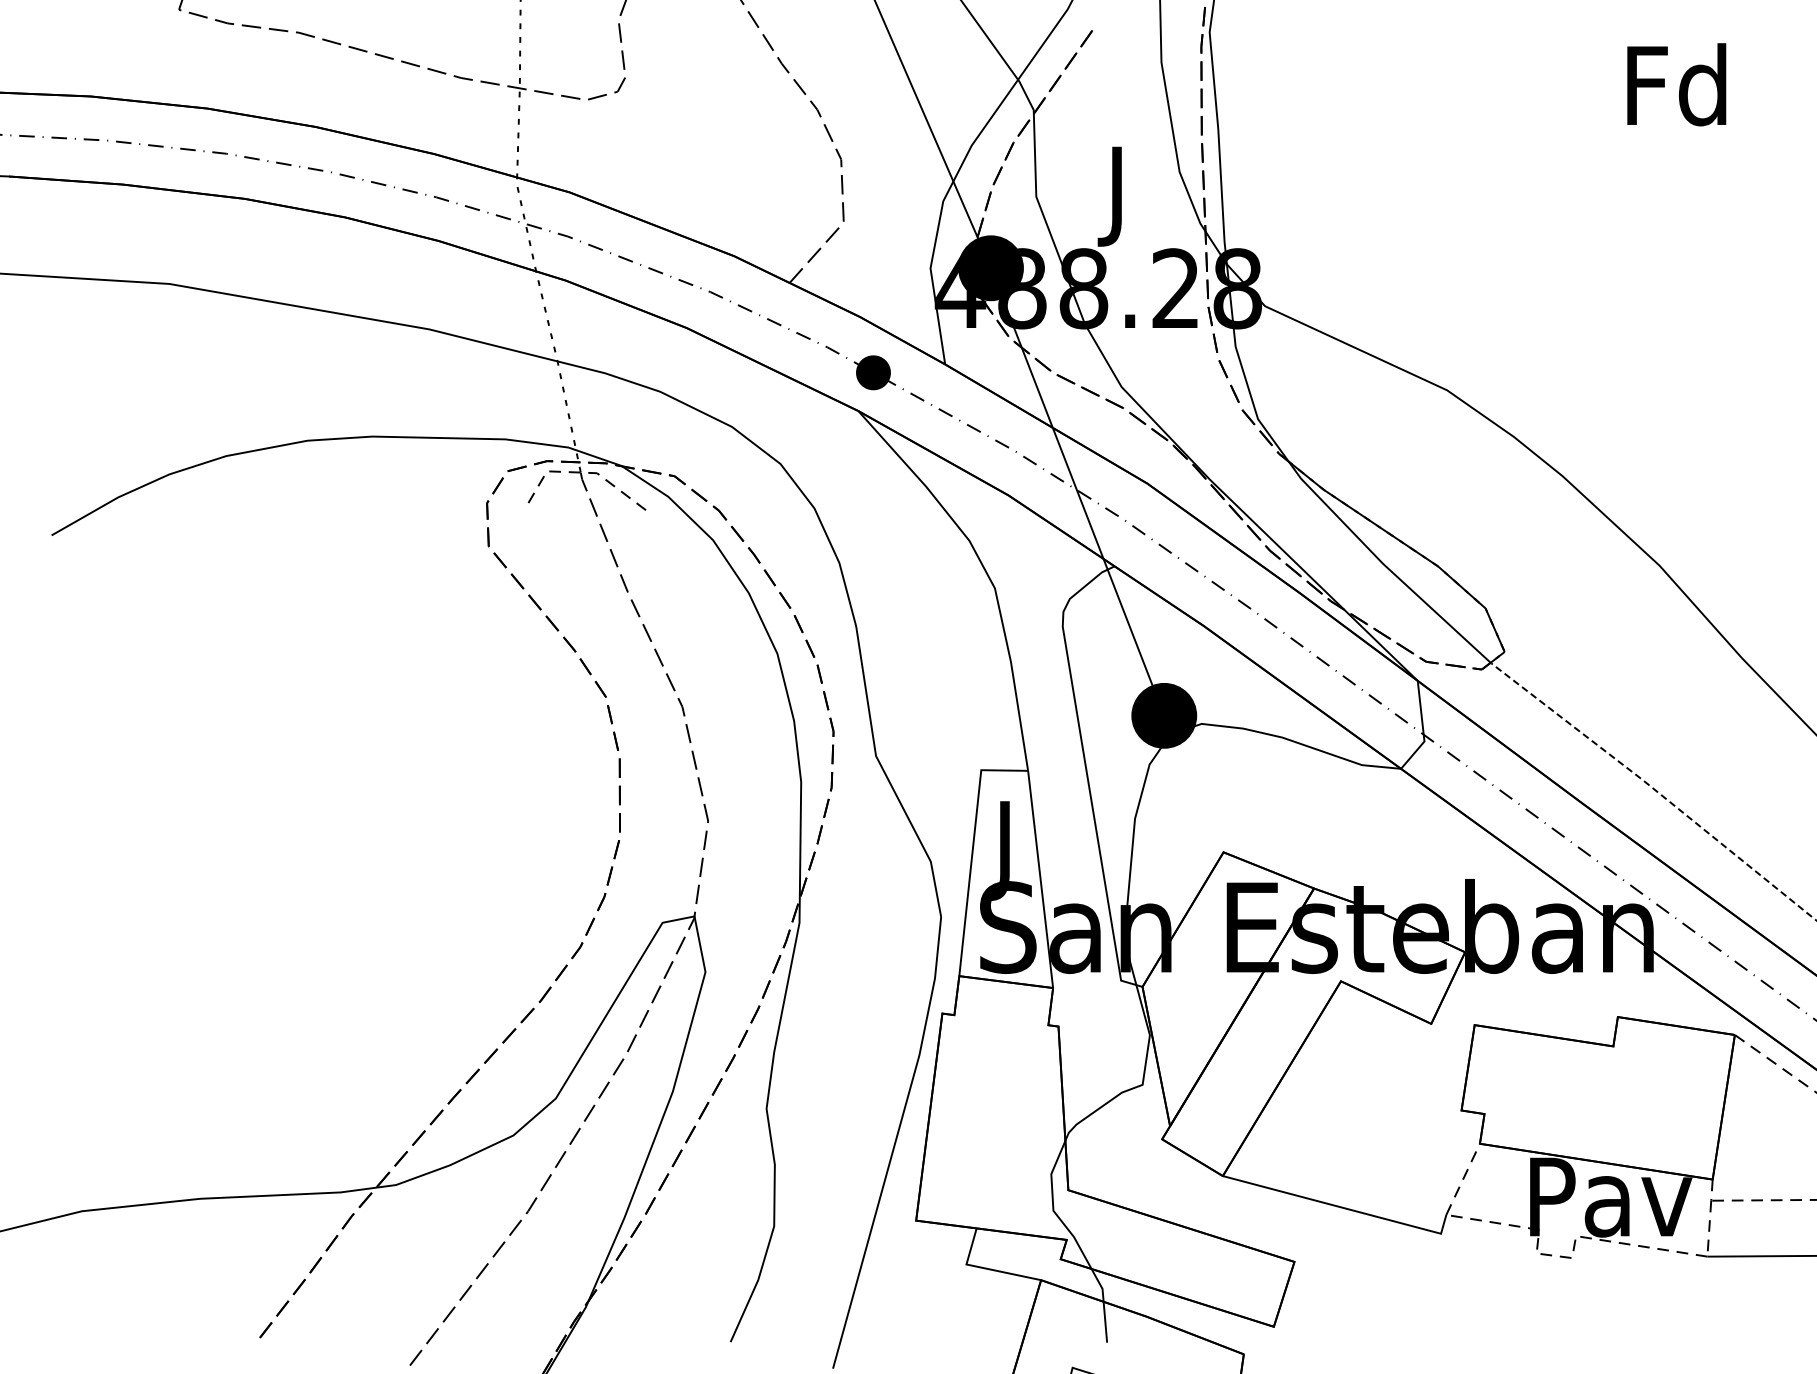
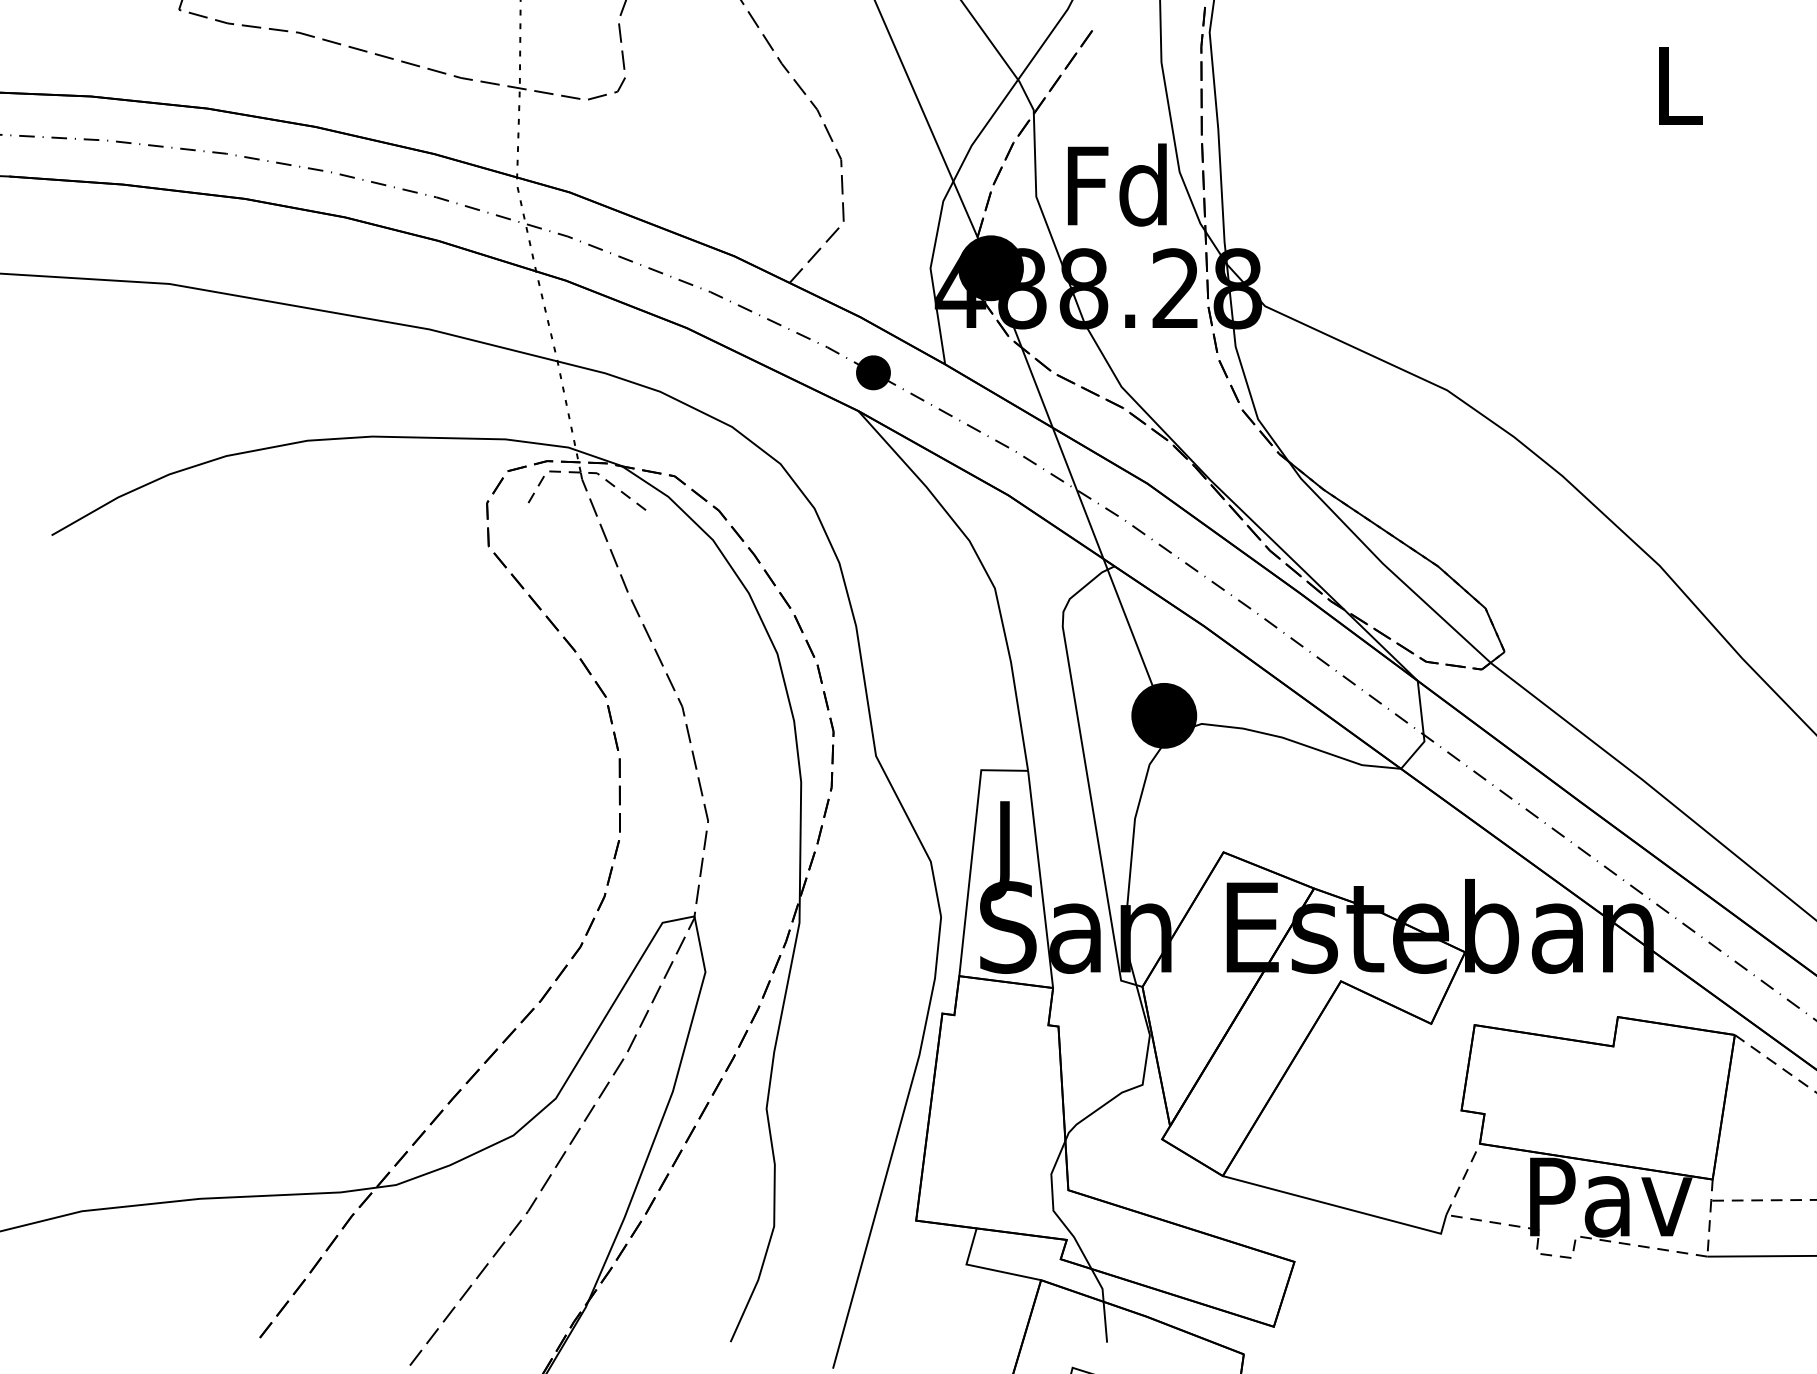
text: Fd -> L (1676, 84)
text: J -> Fd (1116, 194)
line: dashed -> solid (1653, 789)
